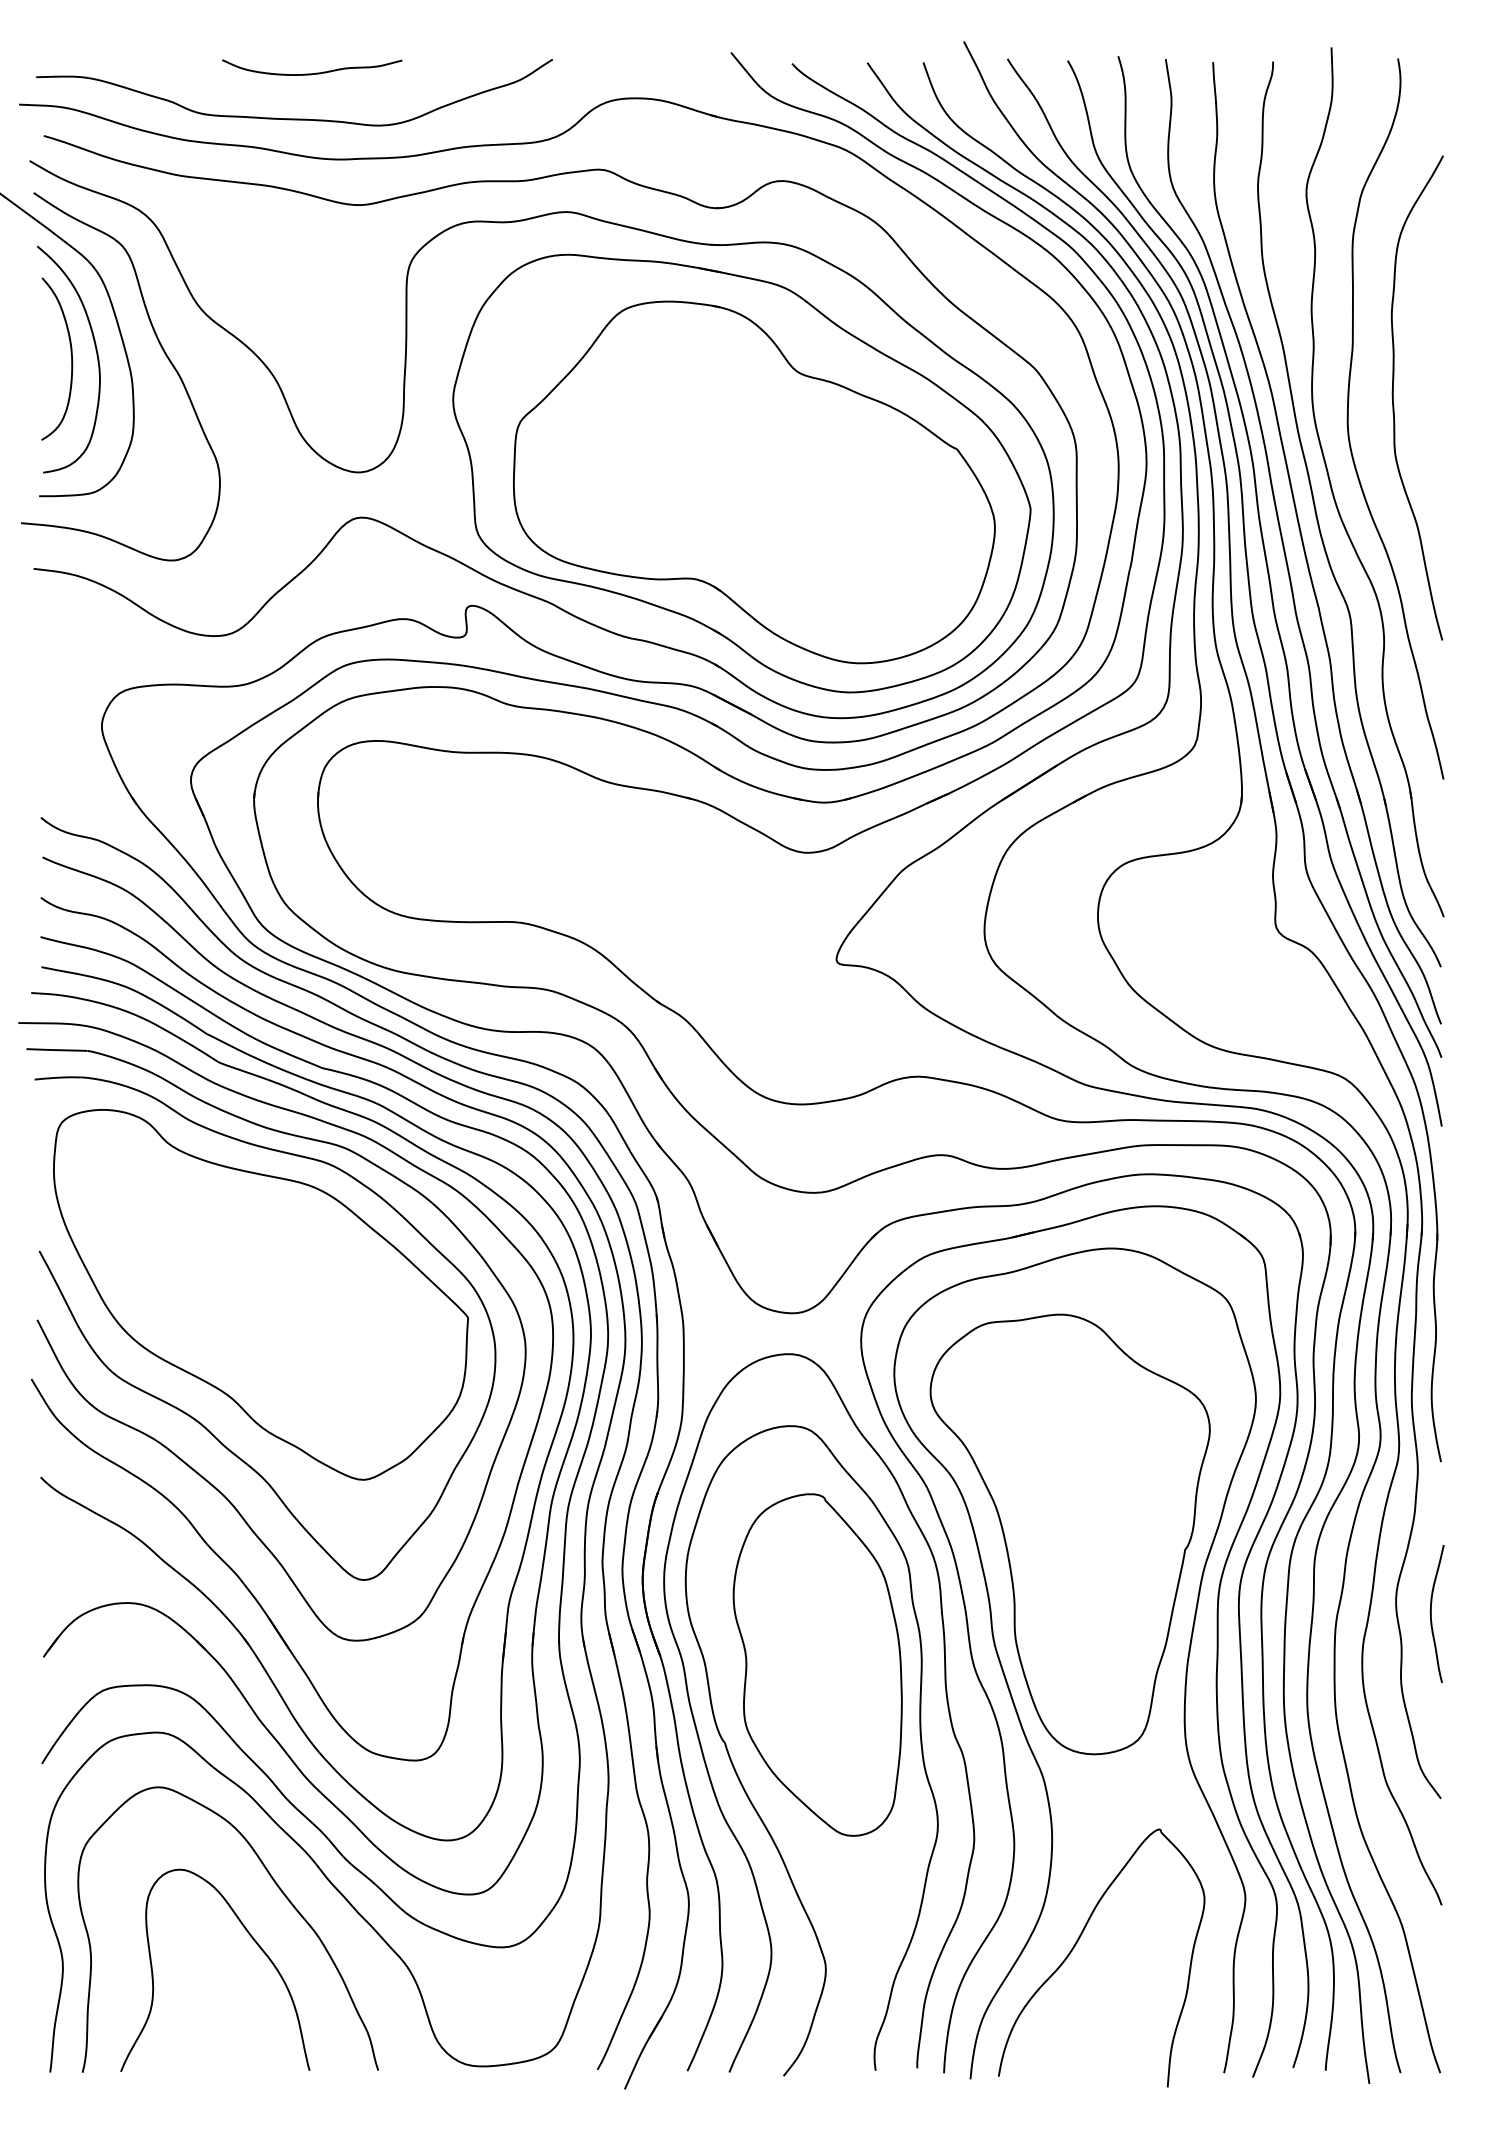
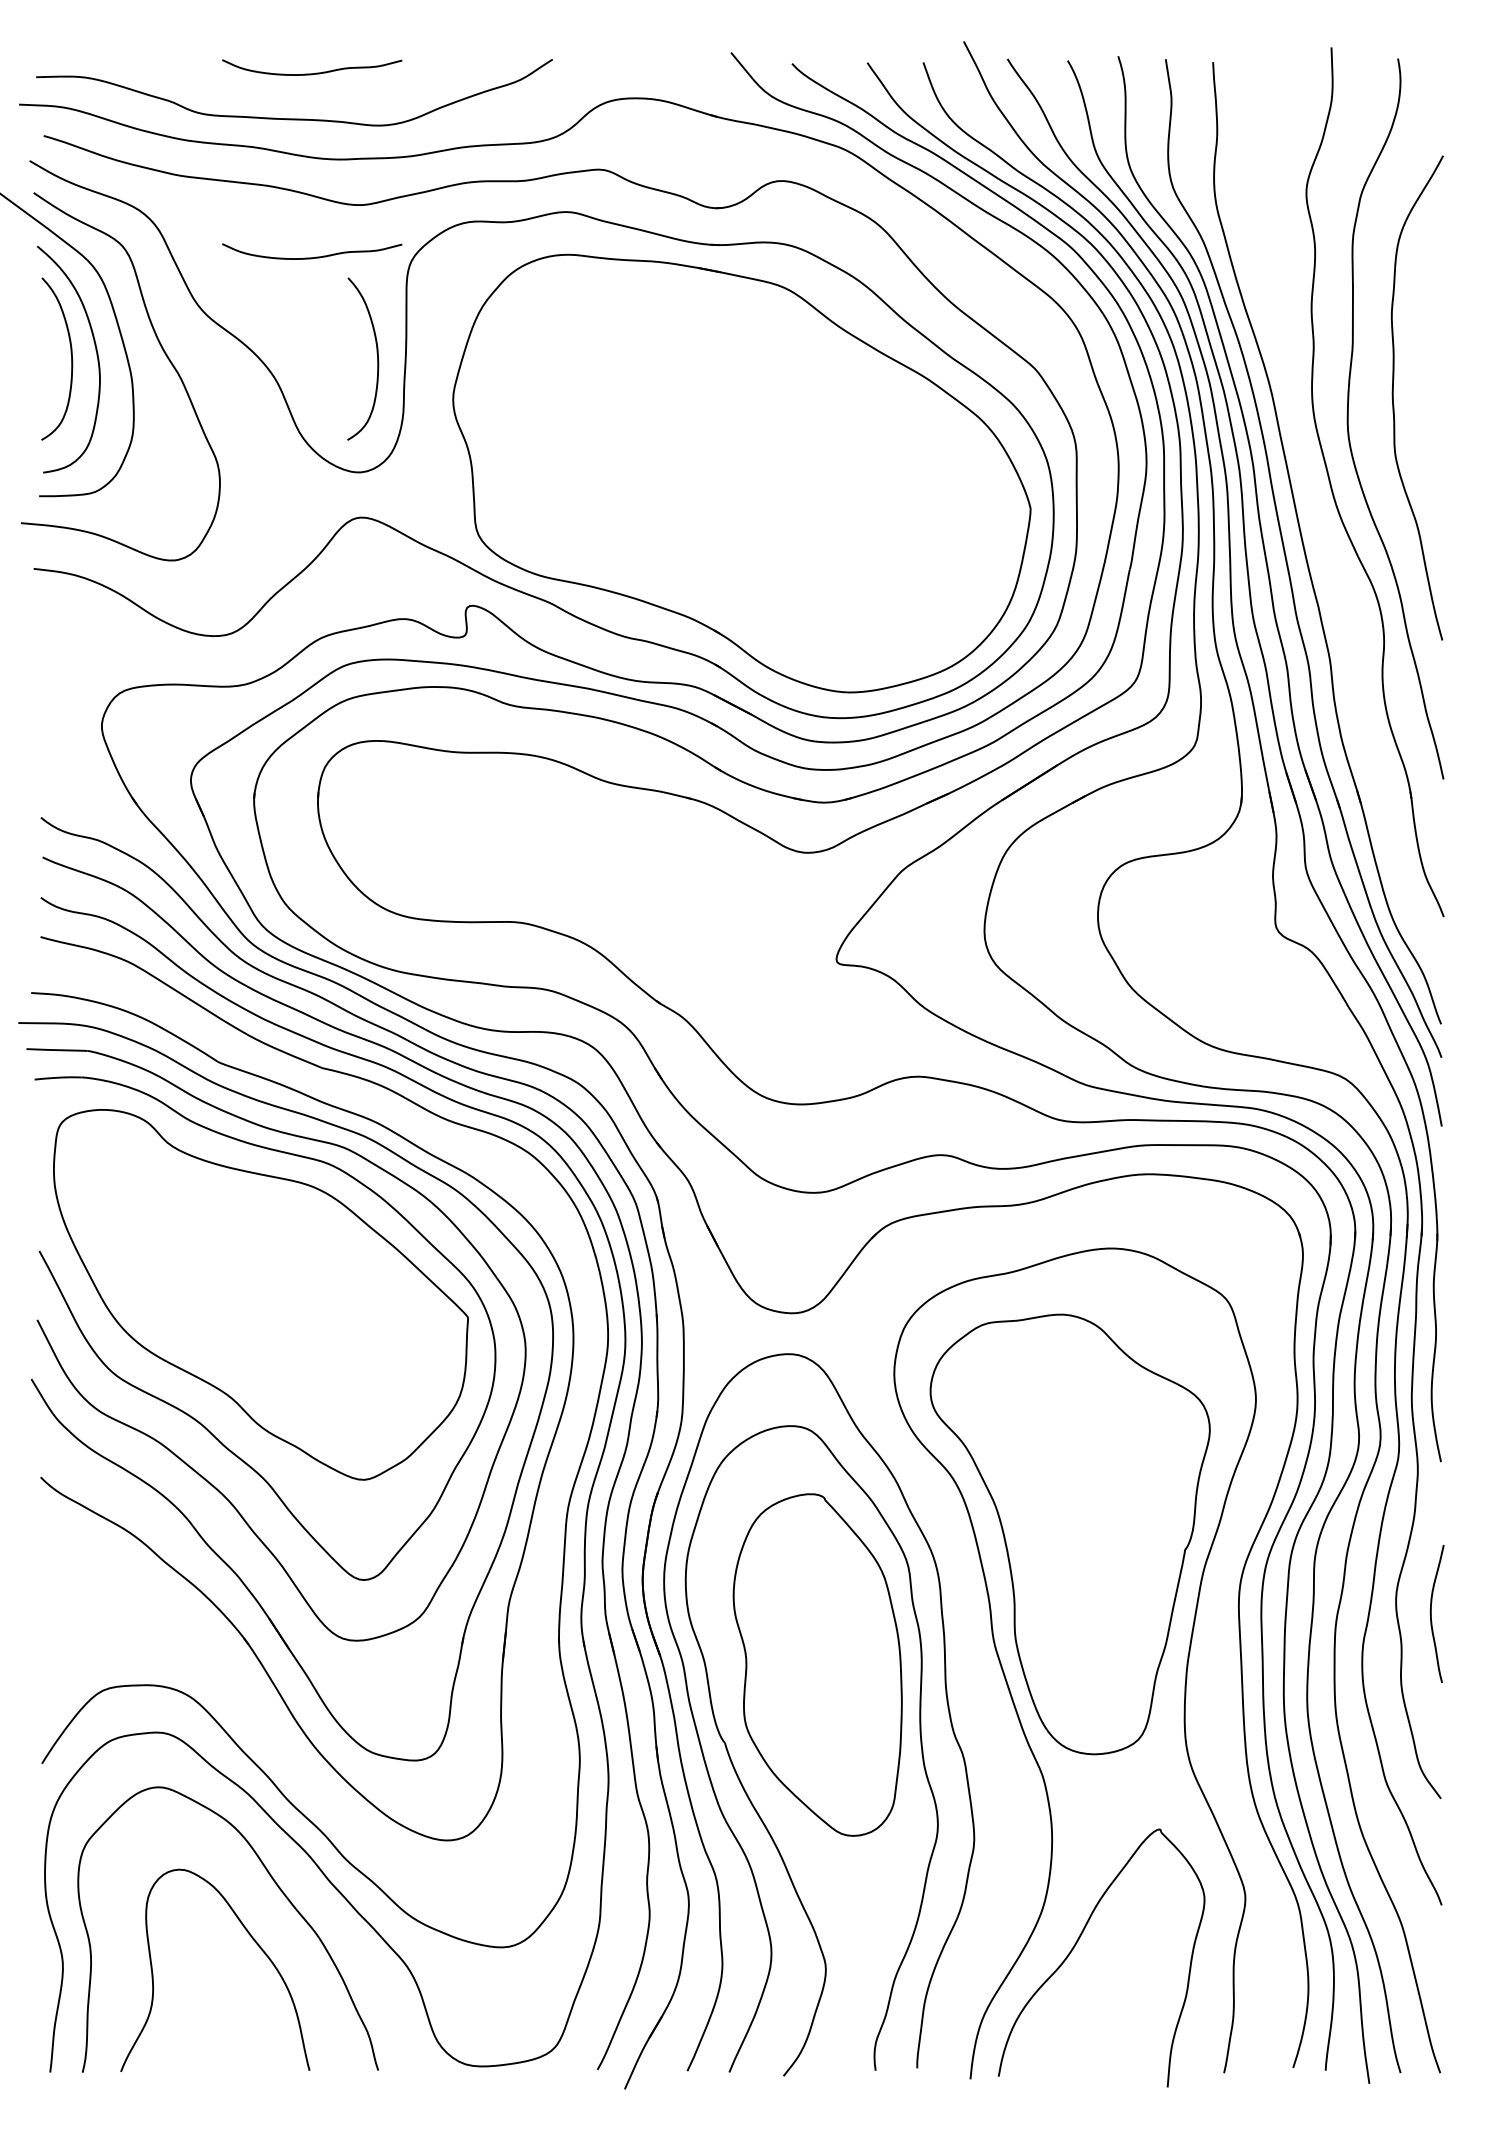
curve: none -> present (315, 256)
curve: none -> present (376, 353)
part: present -> none (754, 482)
part: present -> none (1319, 523)
part: present -> none (173, 1619)
part: present -> none (979, 1677)
